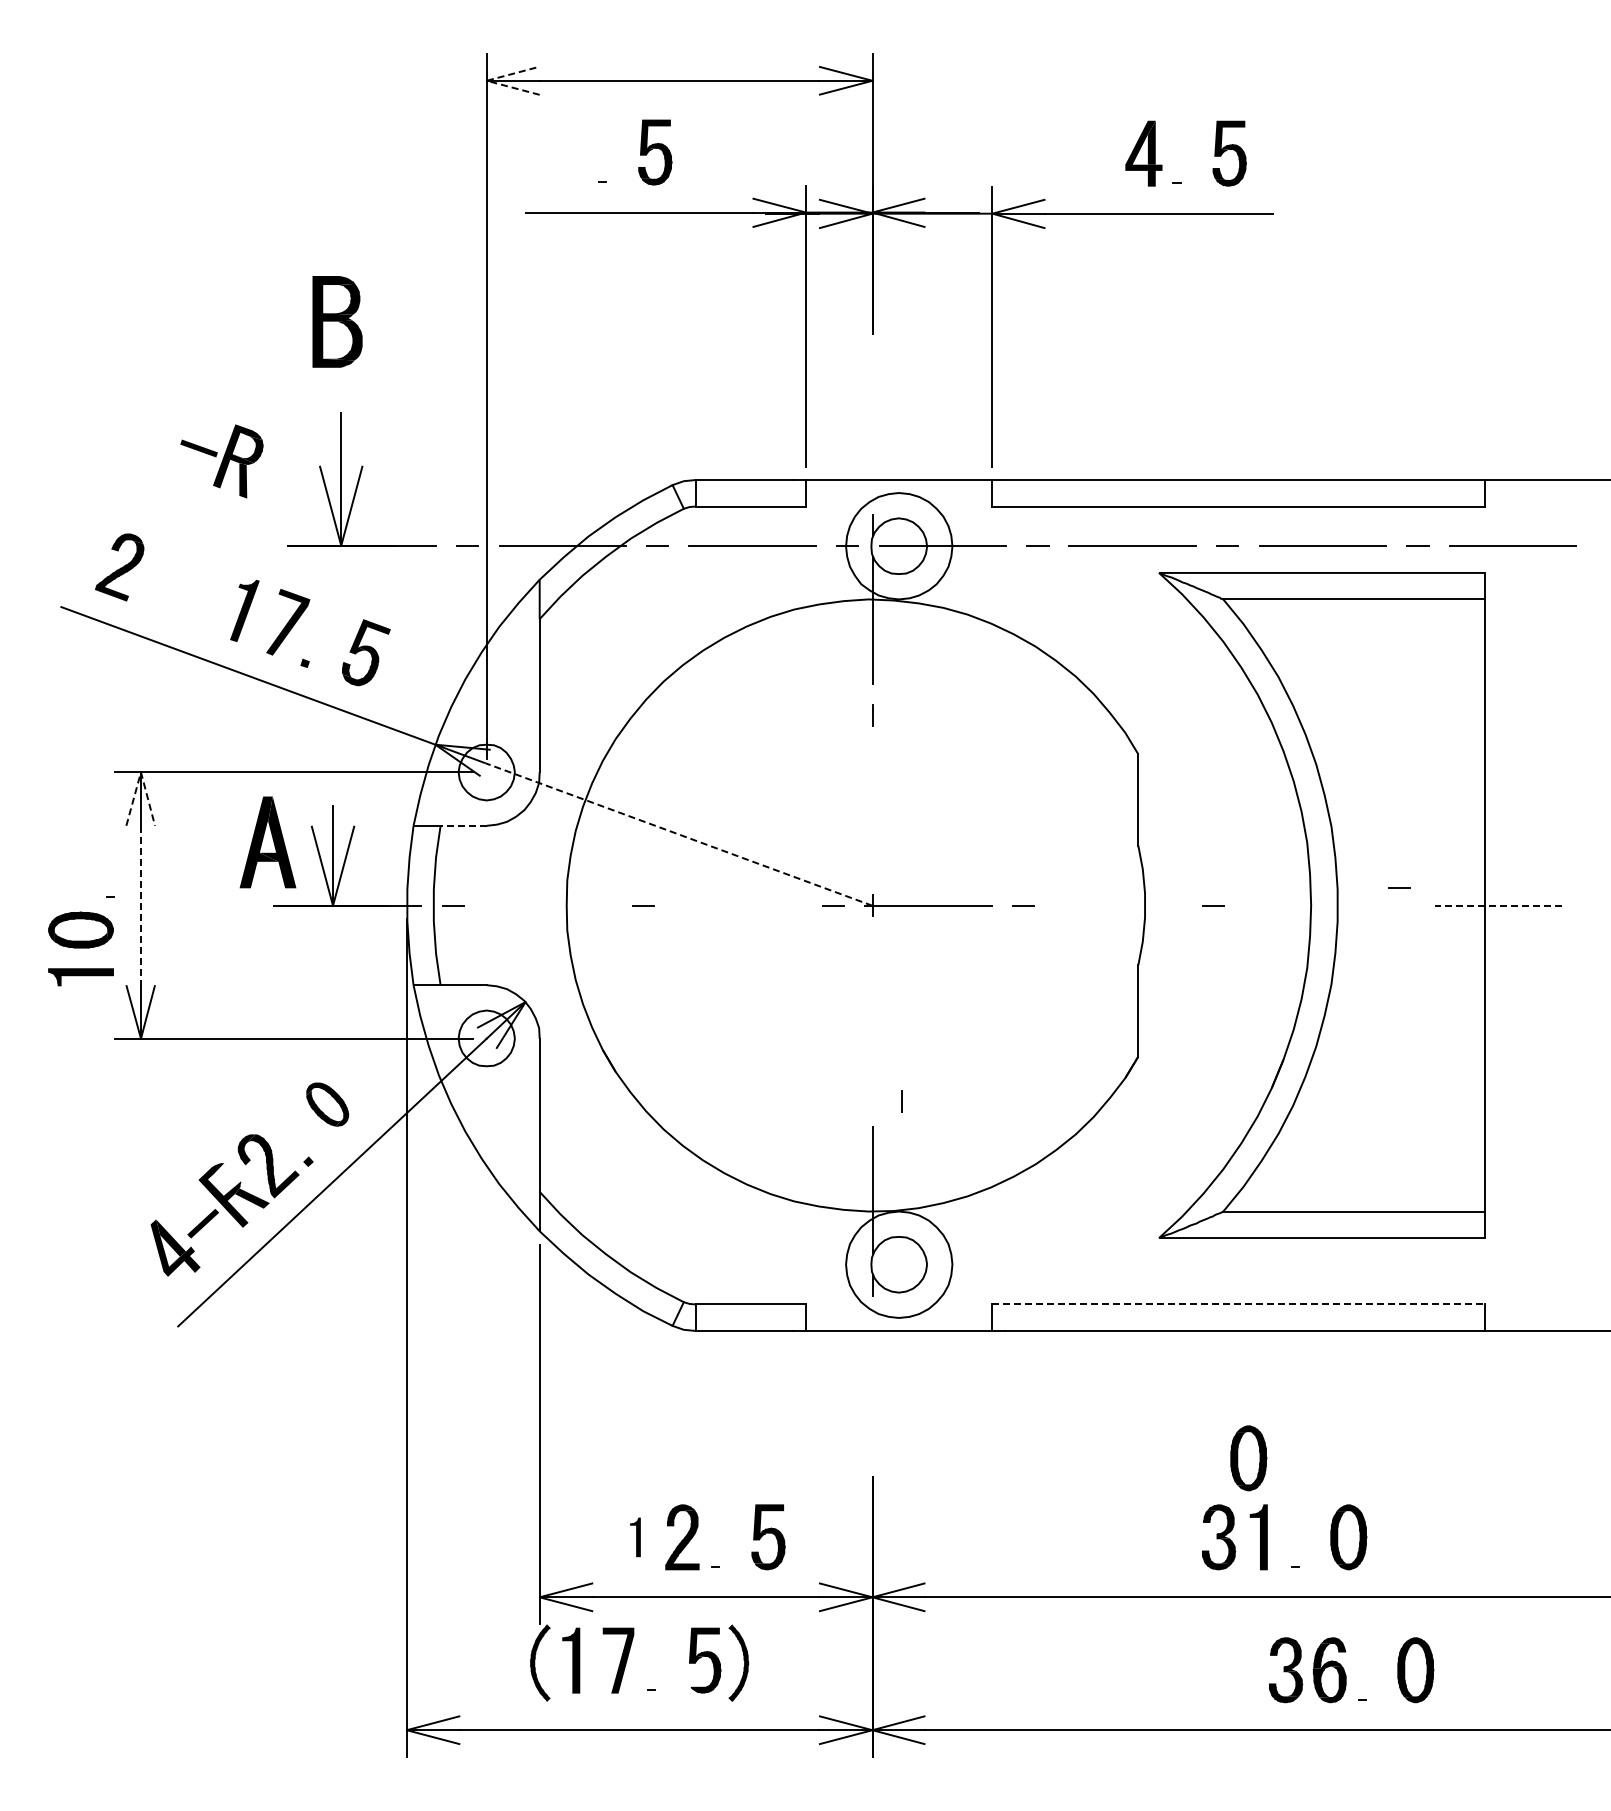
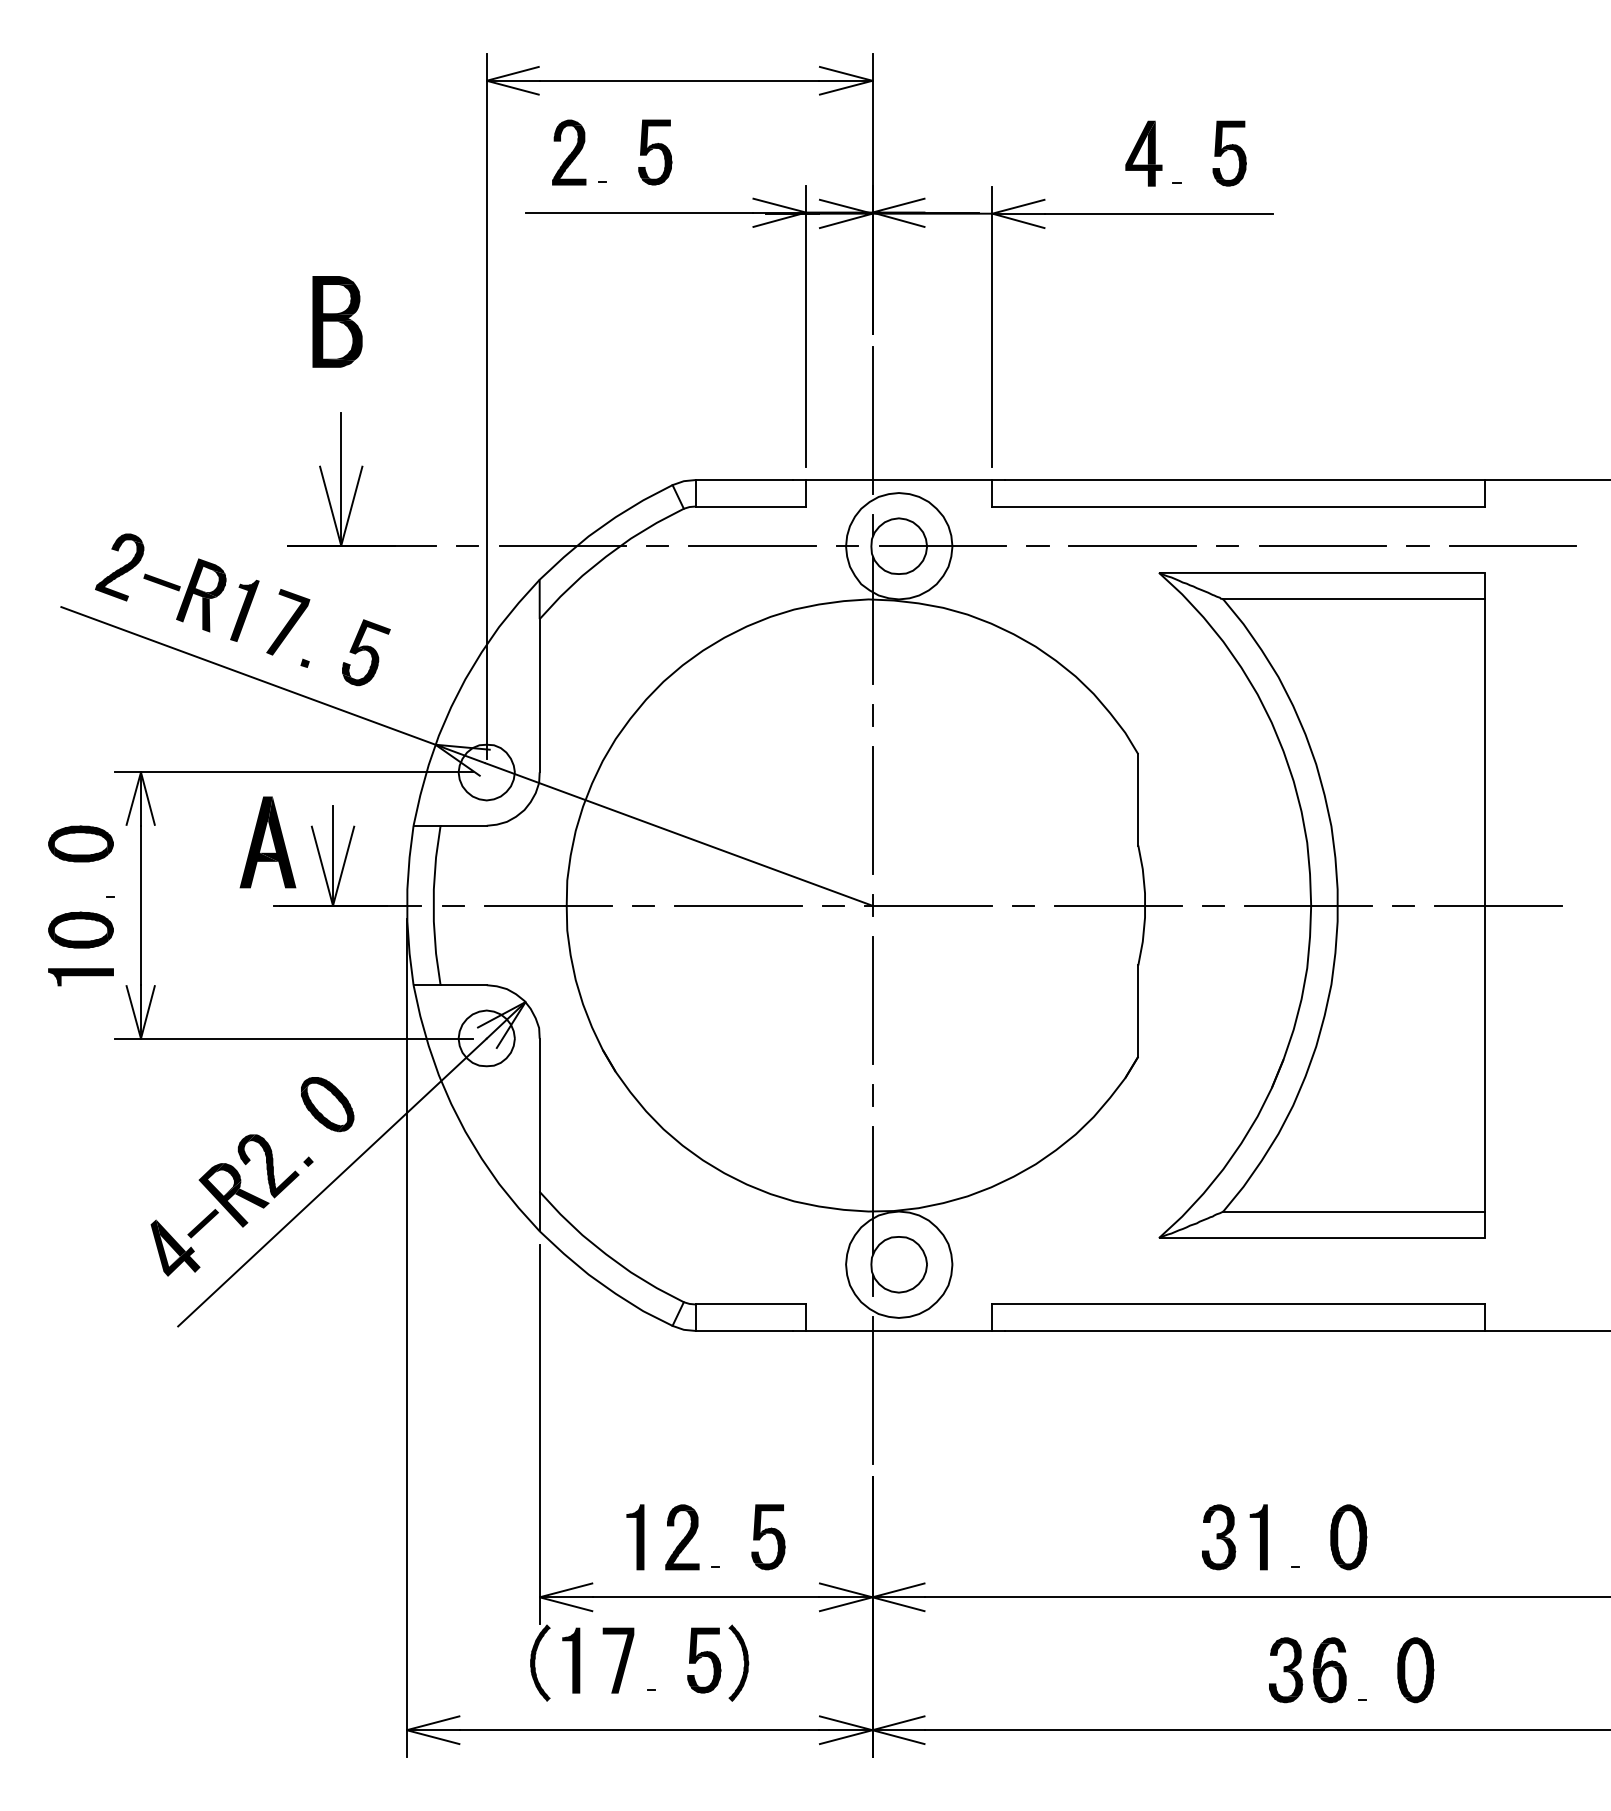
line: dashed -> solid (486, 80)
part: none -> present (569, 152)
line: none -> present (872, 419)
part position: (221, 461) -> (184, 595) (184, 595)
line: dashed -> solid (140, 772)
line: none -> present (872, 809)
line: dashed -> solid (463, 825)
line: dashed -> solid (678, 834)
part: none -> present (80, 843)
line position: (1399, 887) -> (1403, 905) (1403, 905)
line: dashed -> solid (140, 905)
line: none -> present (548, 905)
line: none -> present (737, 905)
line: none -> present (1117, 905)
line: none -> present (1308, 905)
line: dashed -> solid (1497, 905)
line: none -> present (872, 1000)
line position: (901, 1101) -> (872, 1095) (872, 1095)
part size: 44x45 px -> 54x56 px (327, 1104)
fill: none -> present (227, 1179)
line: dashed -> solid (1239, 1304)
line: none -> present (872, 1390)
part: present -> none (1248, 1458)
part size: 11x41 px -> 19x67 px (635, 1537)
fill: none -> present (695, 1680)
